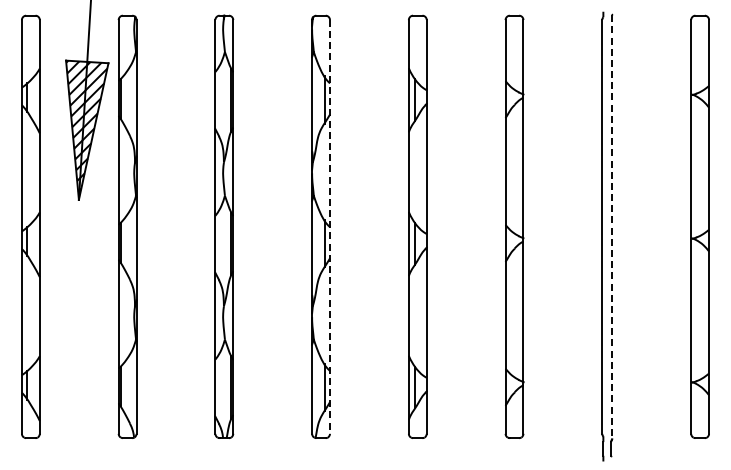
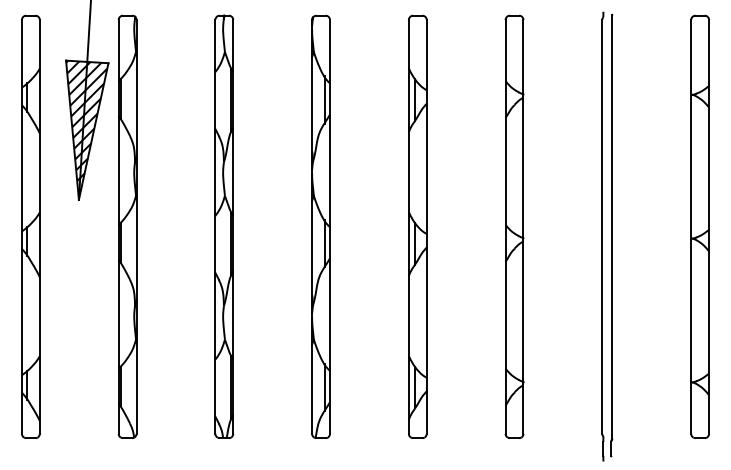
line: dashed -> solid (330, 226)
line: dashed -> solid (612, 226)
